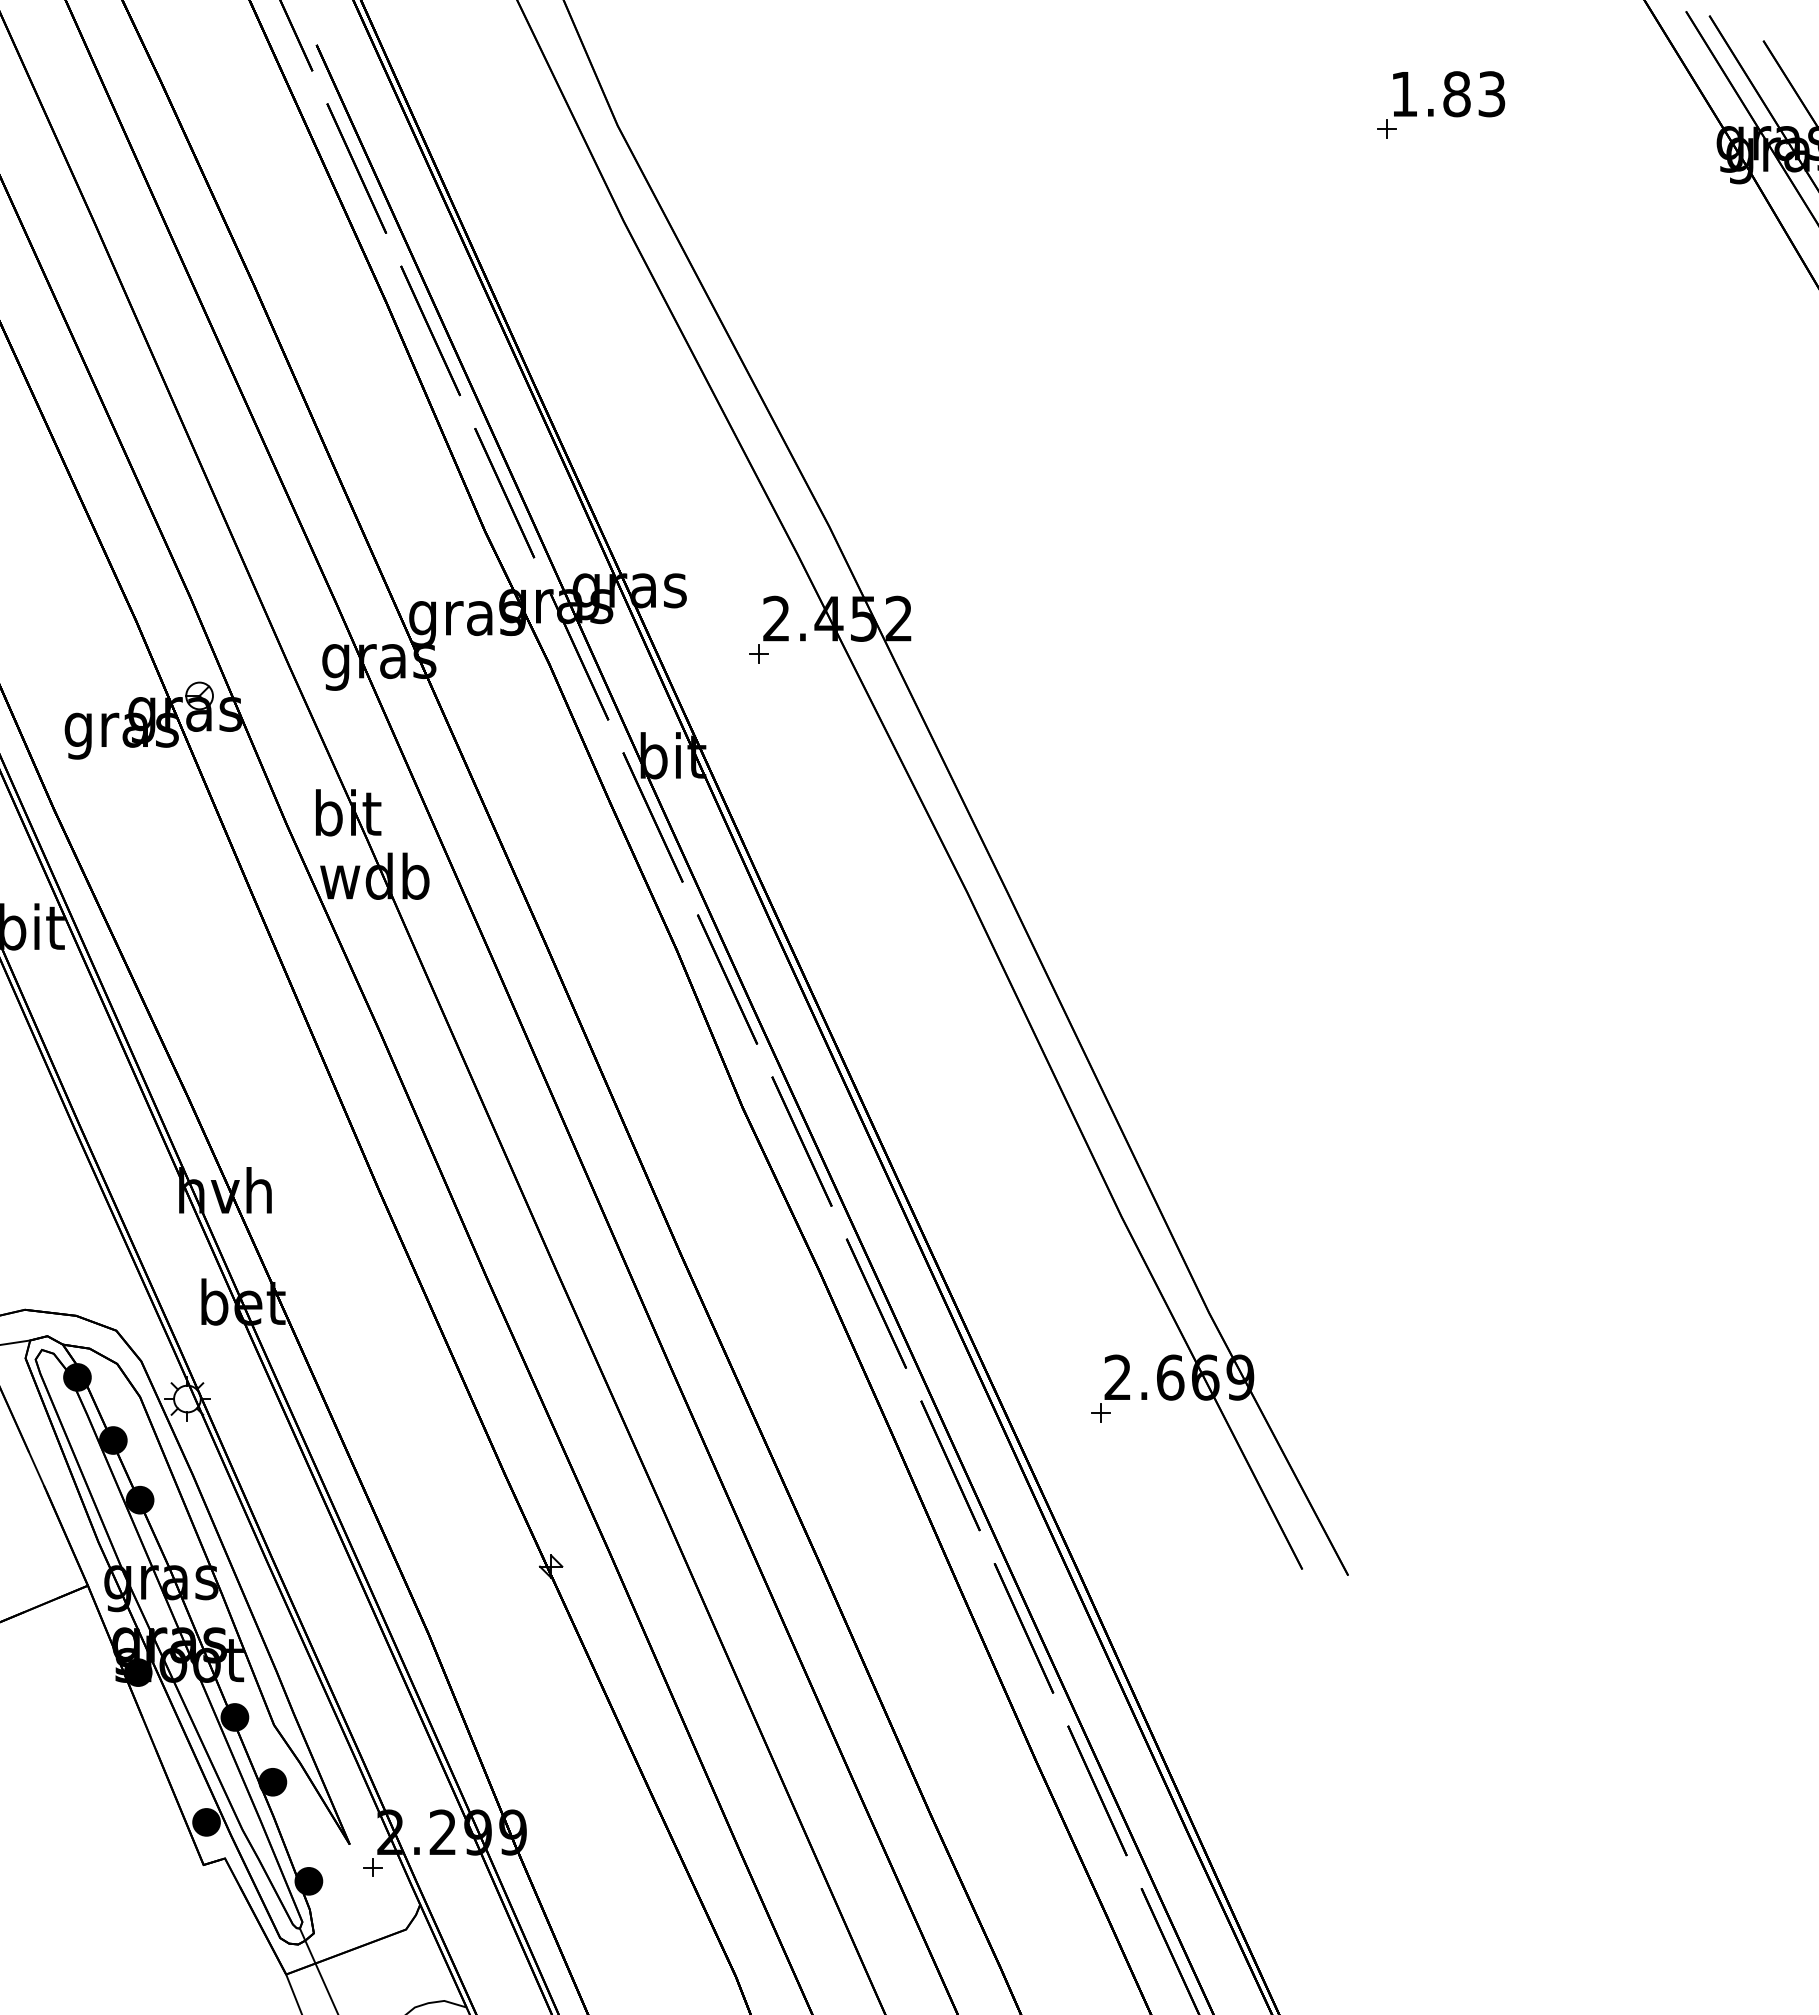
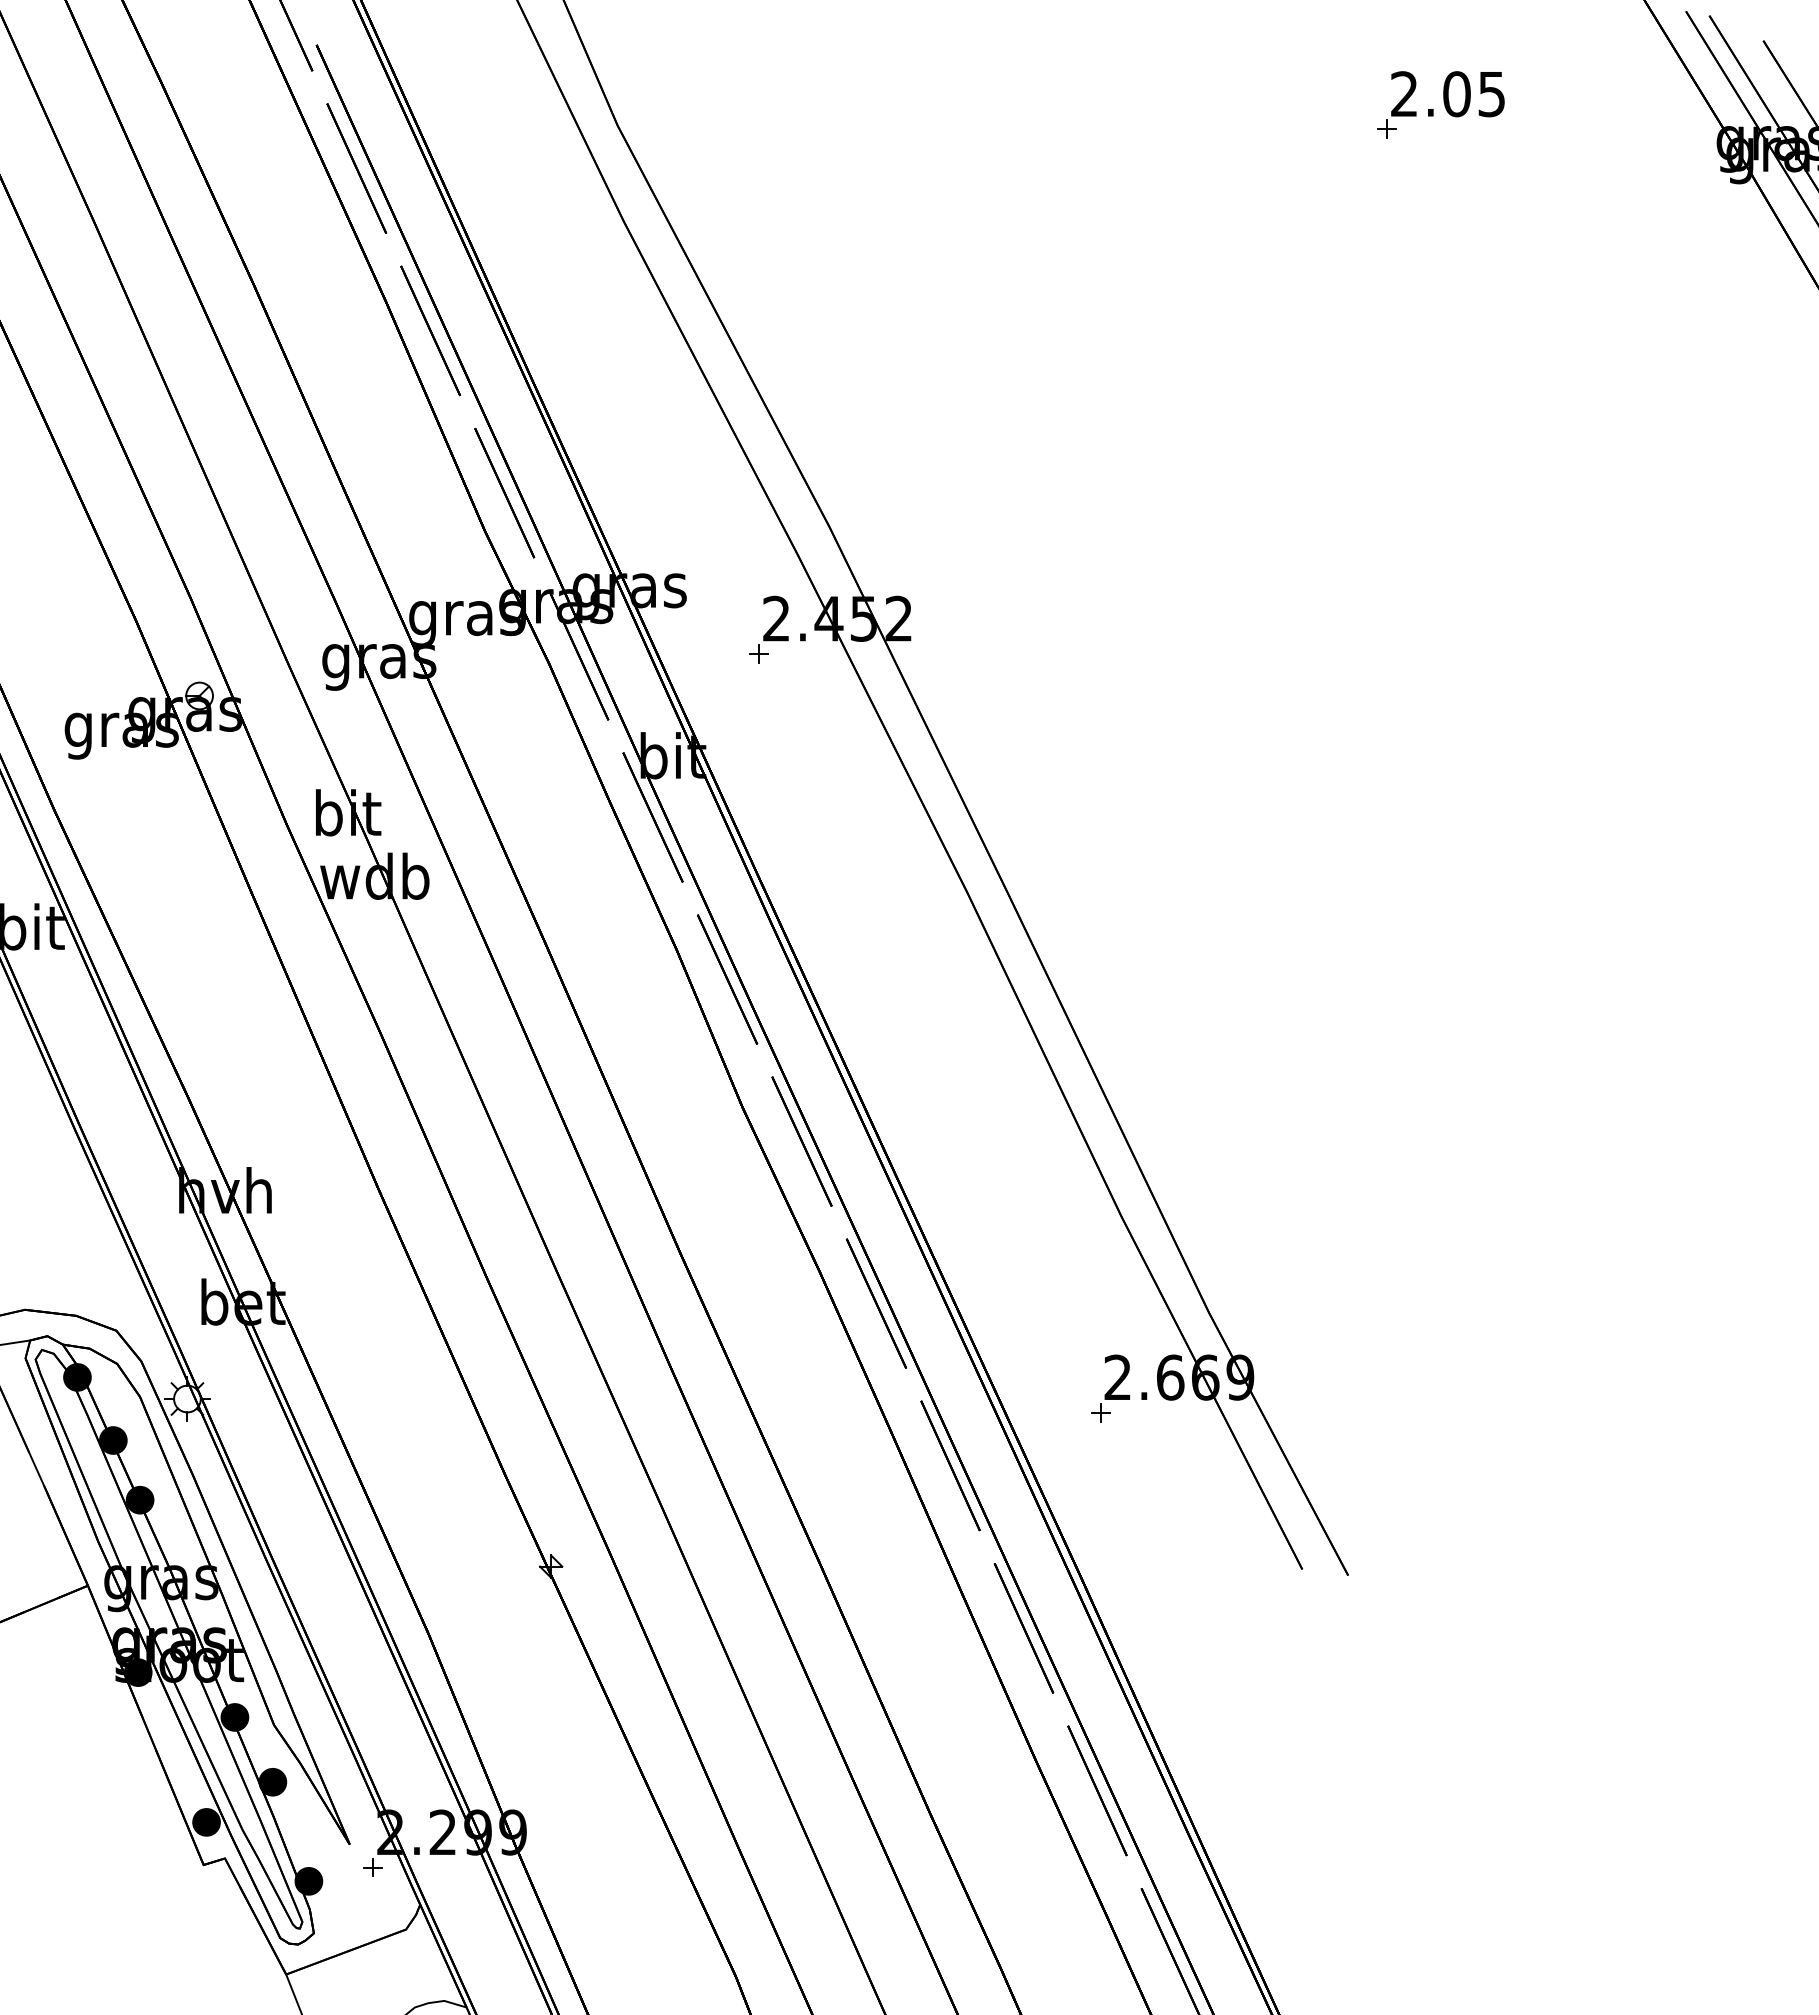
text: 1.83 -> 2.05 (1448, 94)
line: present -> none (317, 1969)
